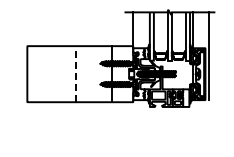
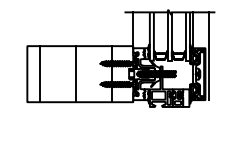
line: dashed -> solid (76, 73)
line: none -> present (39, 74)
